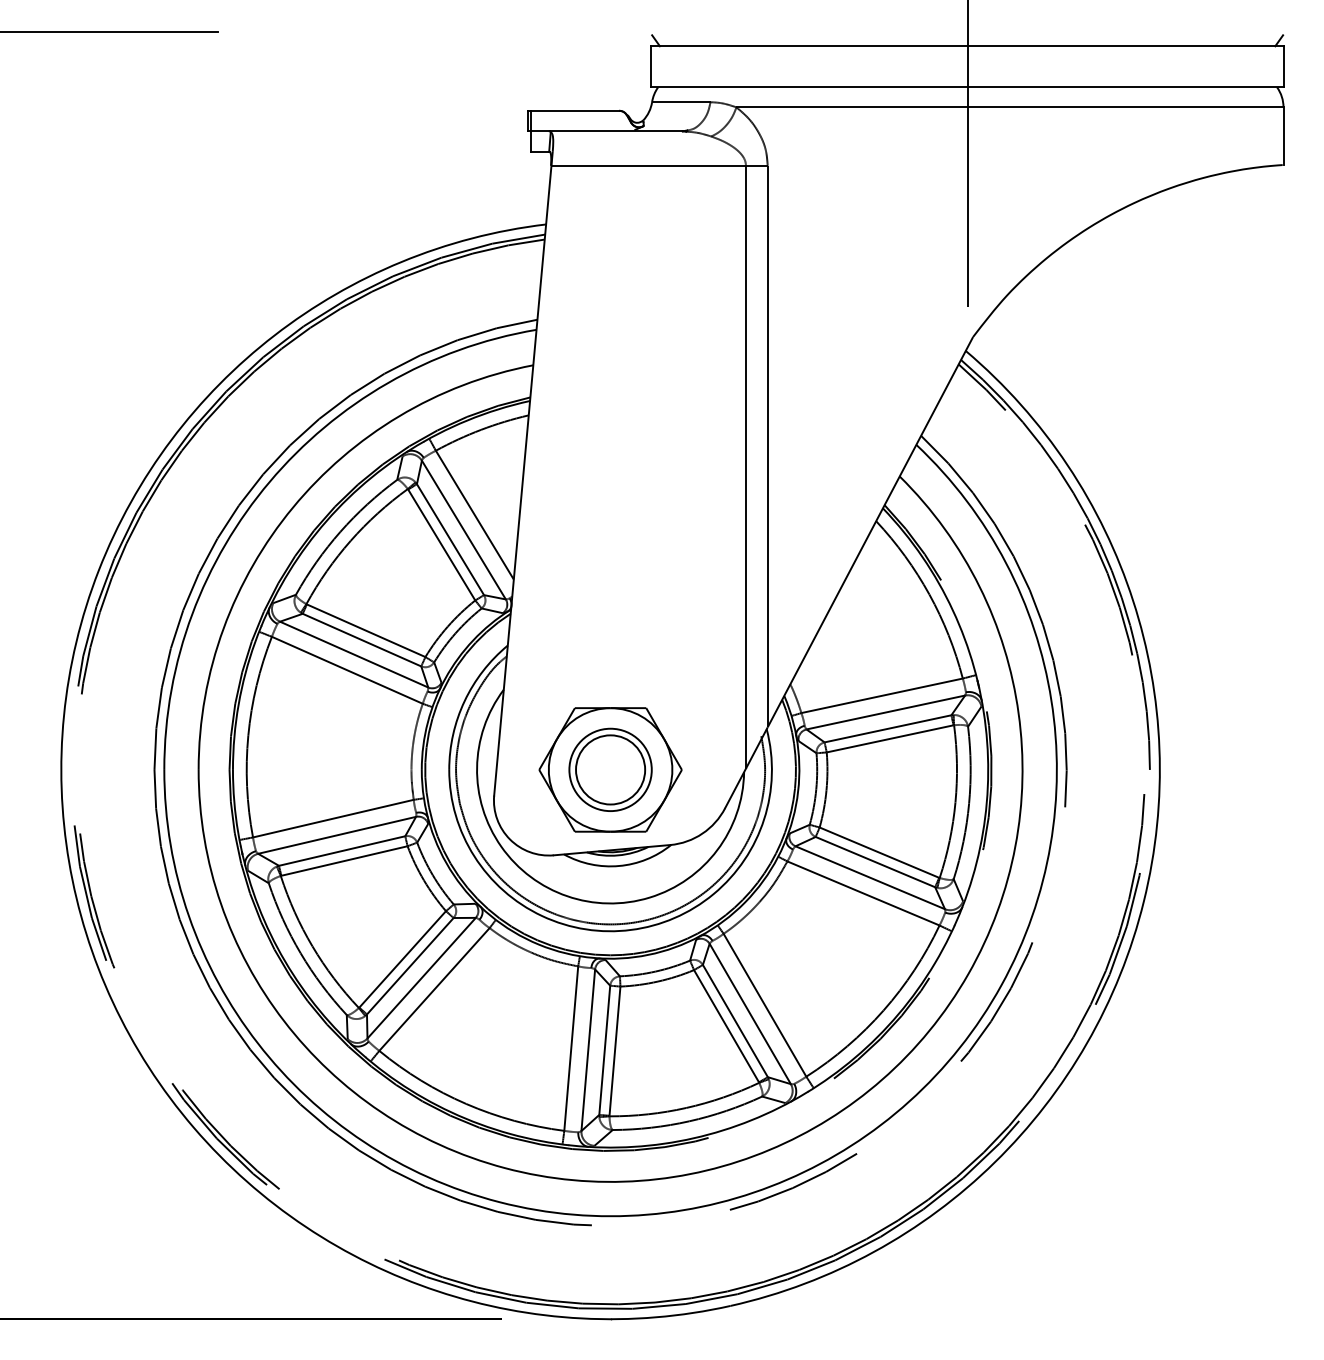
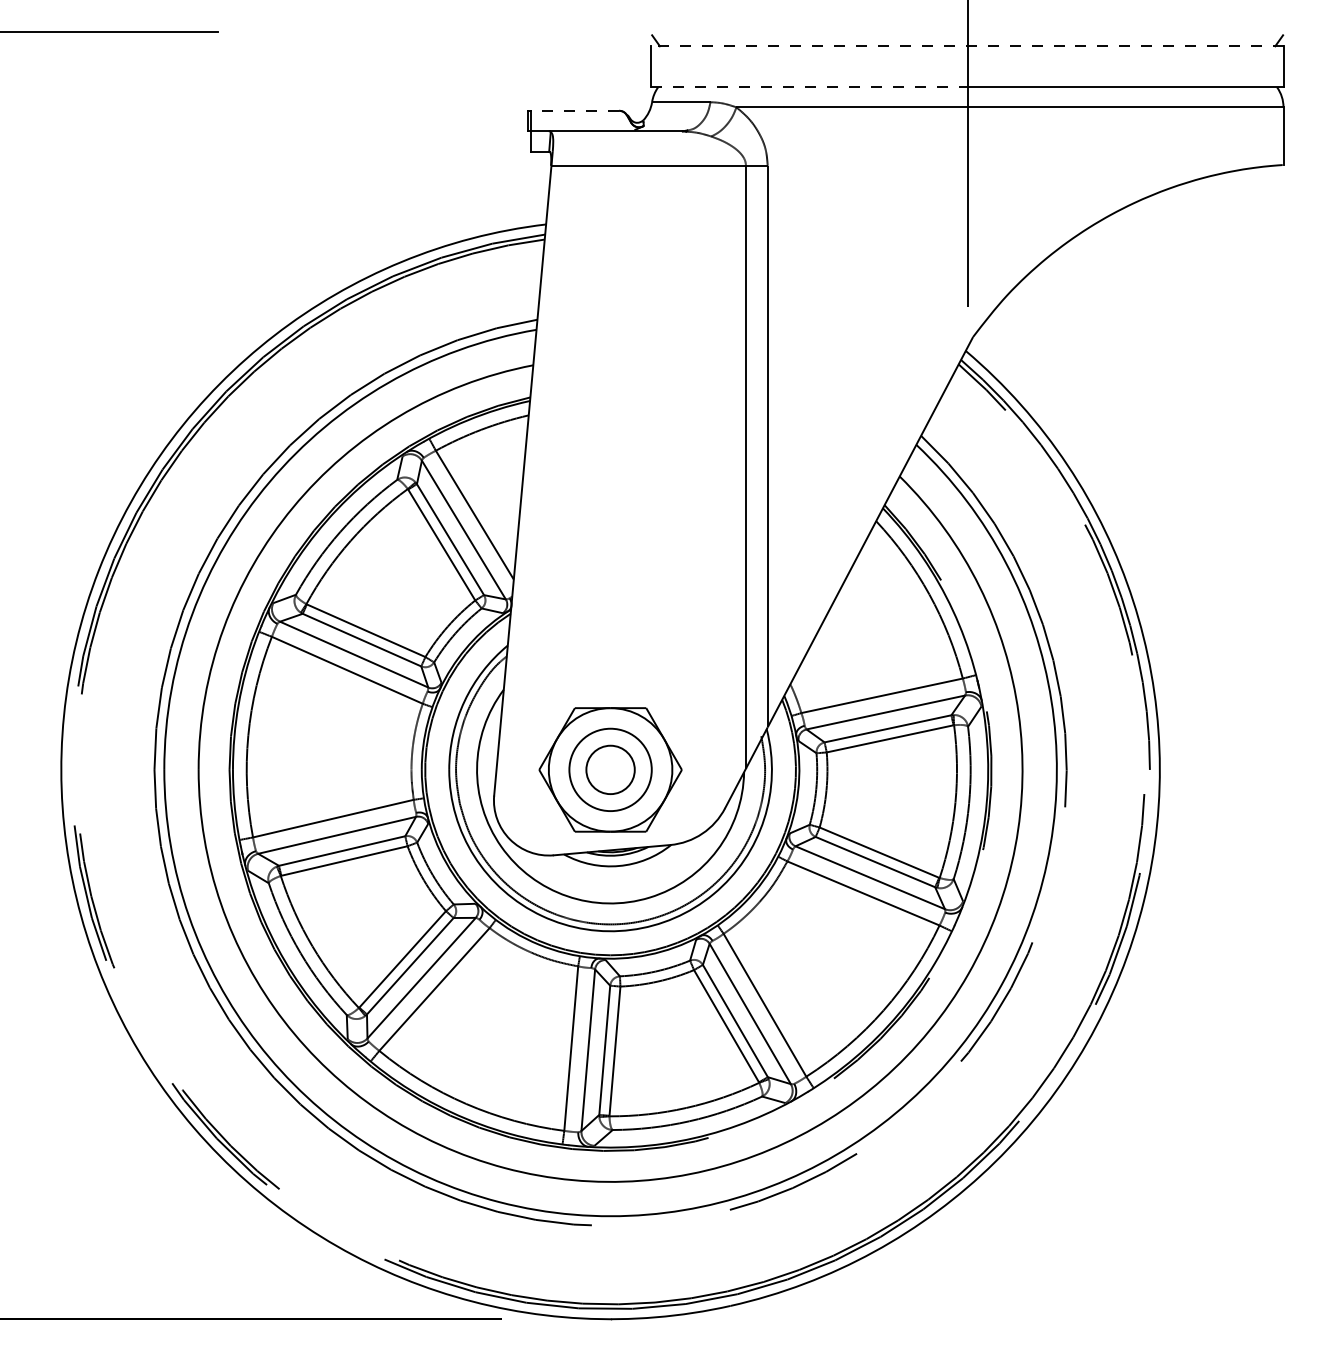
line: solid -> dashed (967, 46)
line: solid -> dashed (809, 87)
line: solid -> dashed (574, 110)
circle diameter: 69 px -> 48 px (610, 769)
